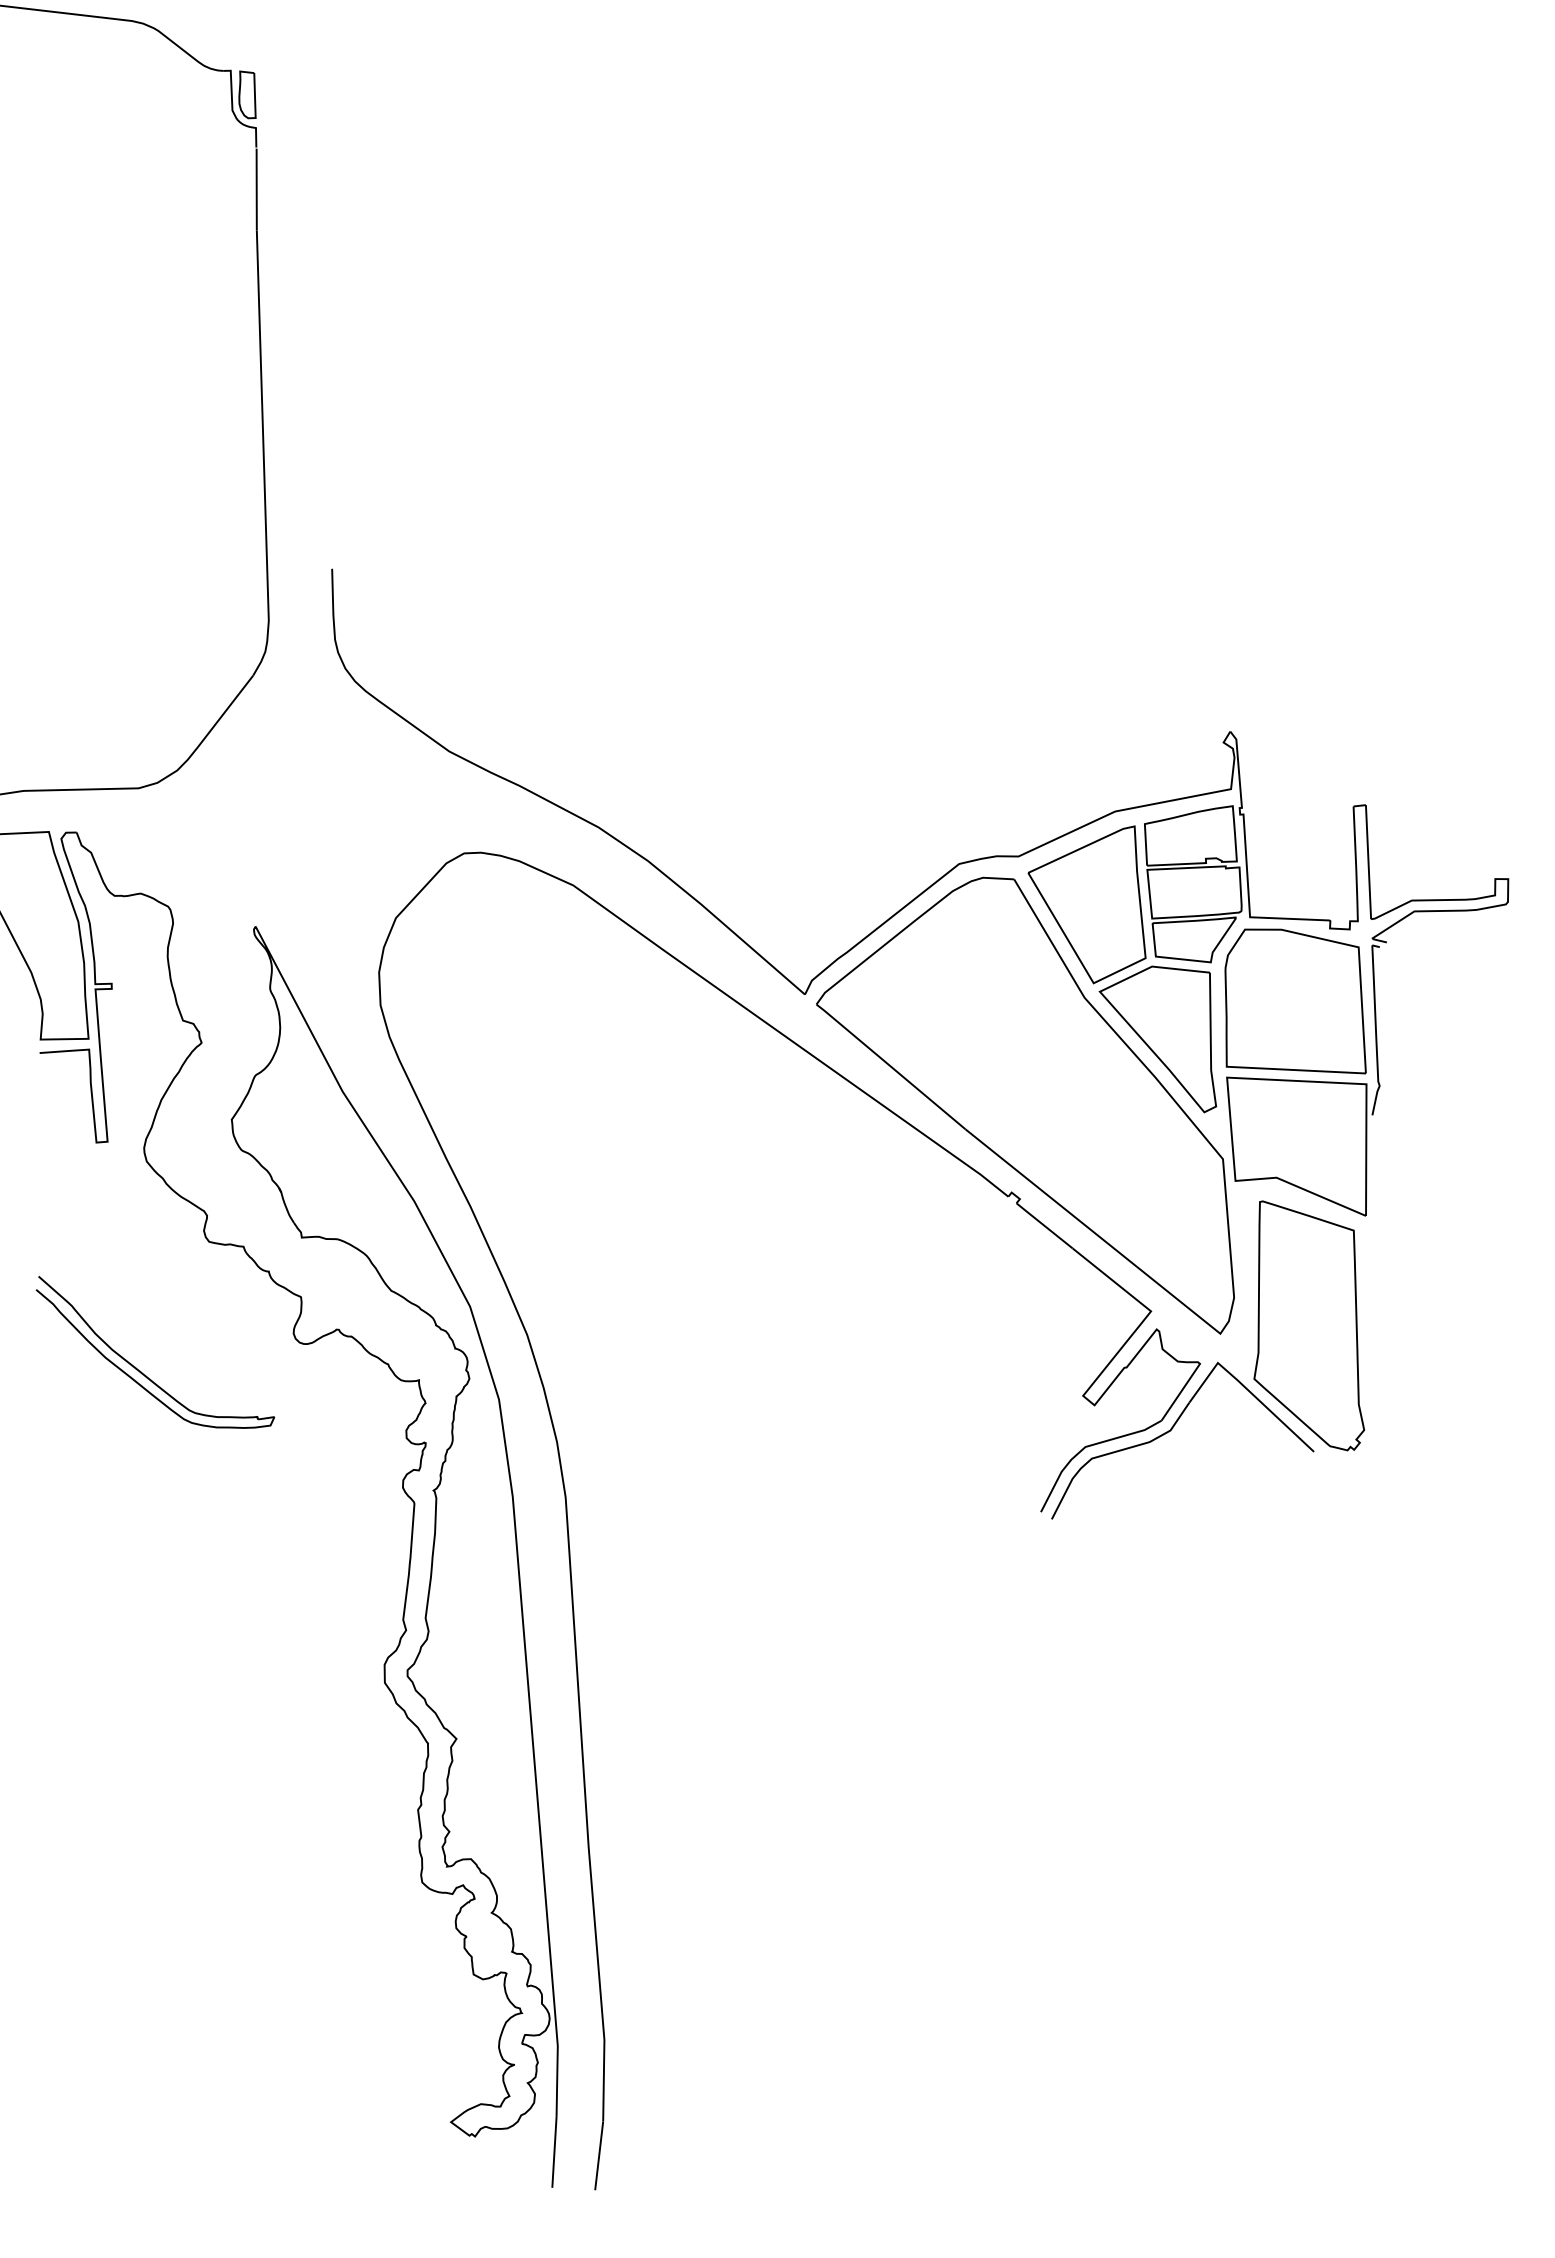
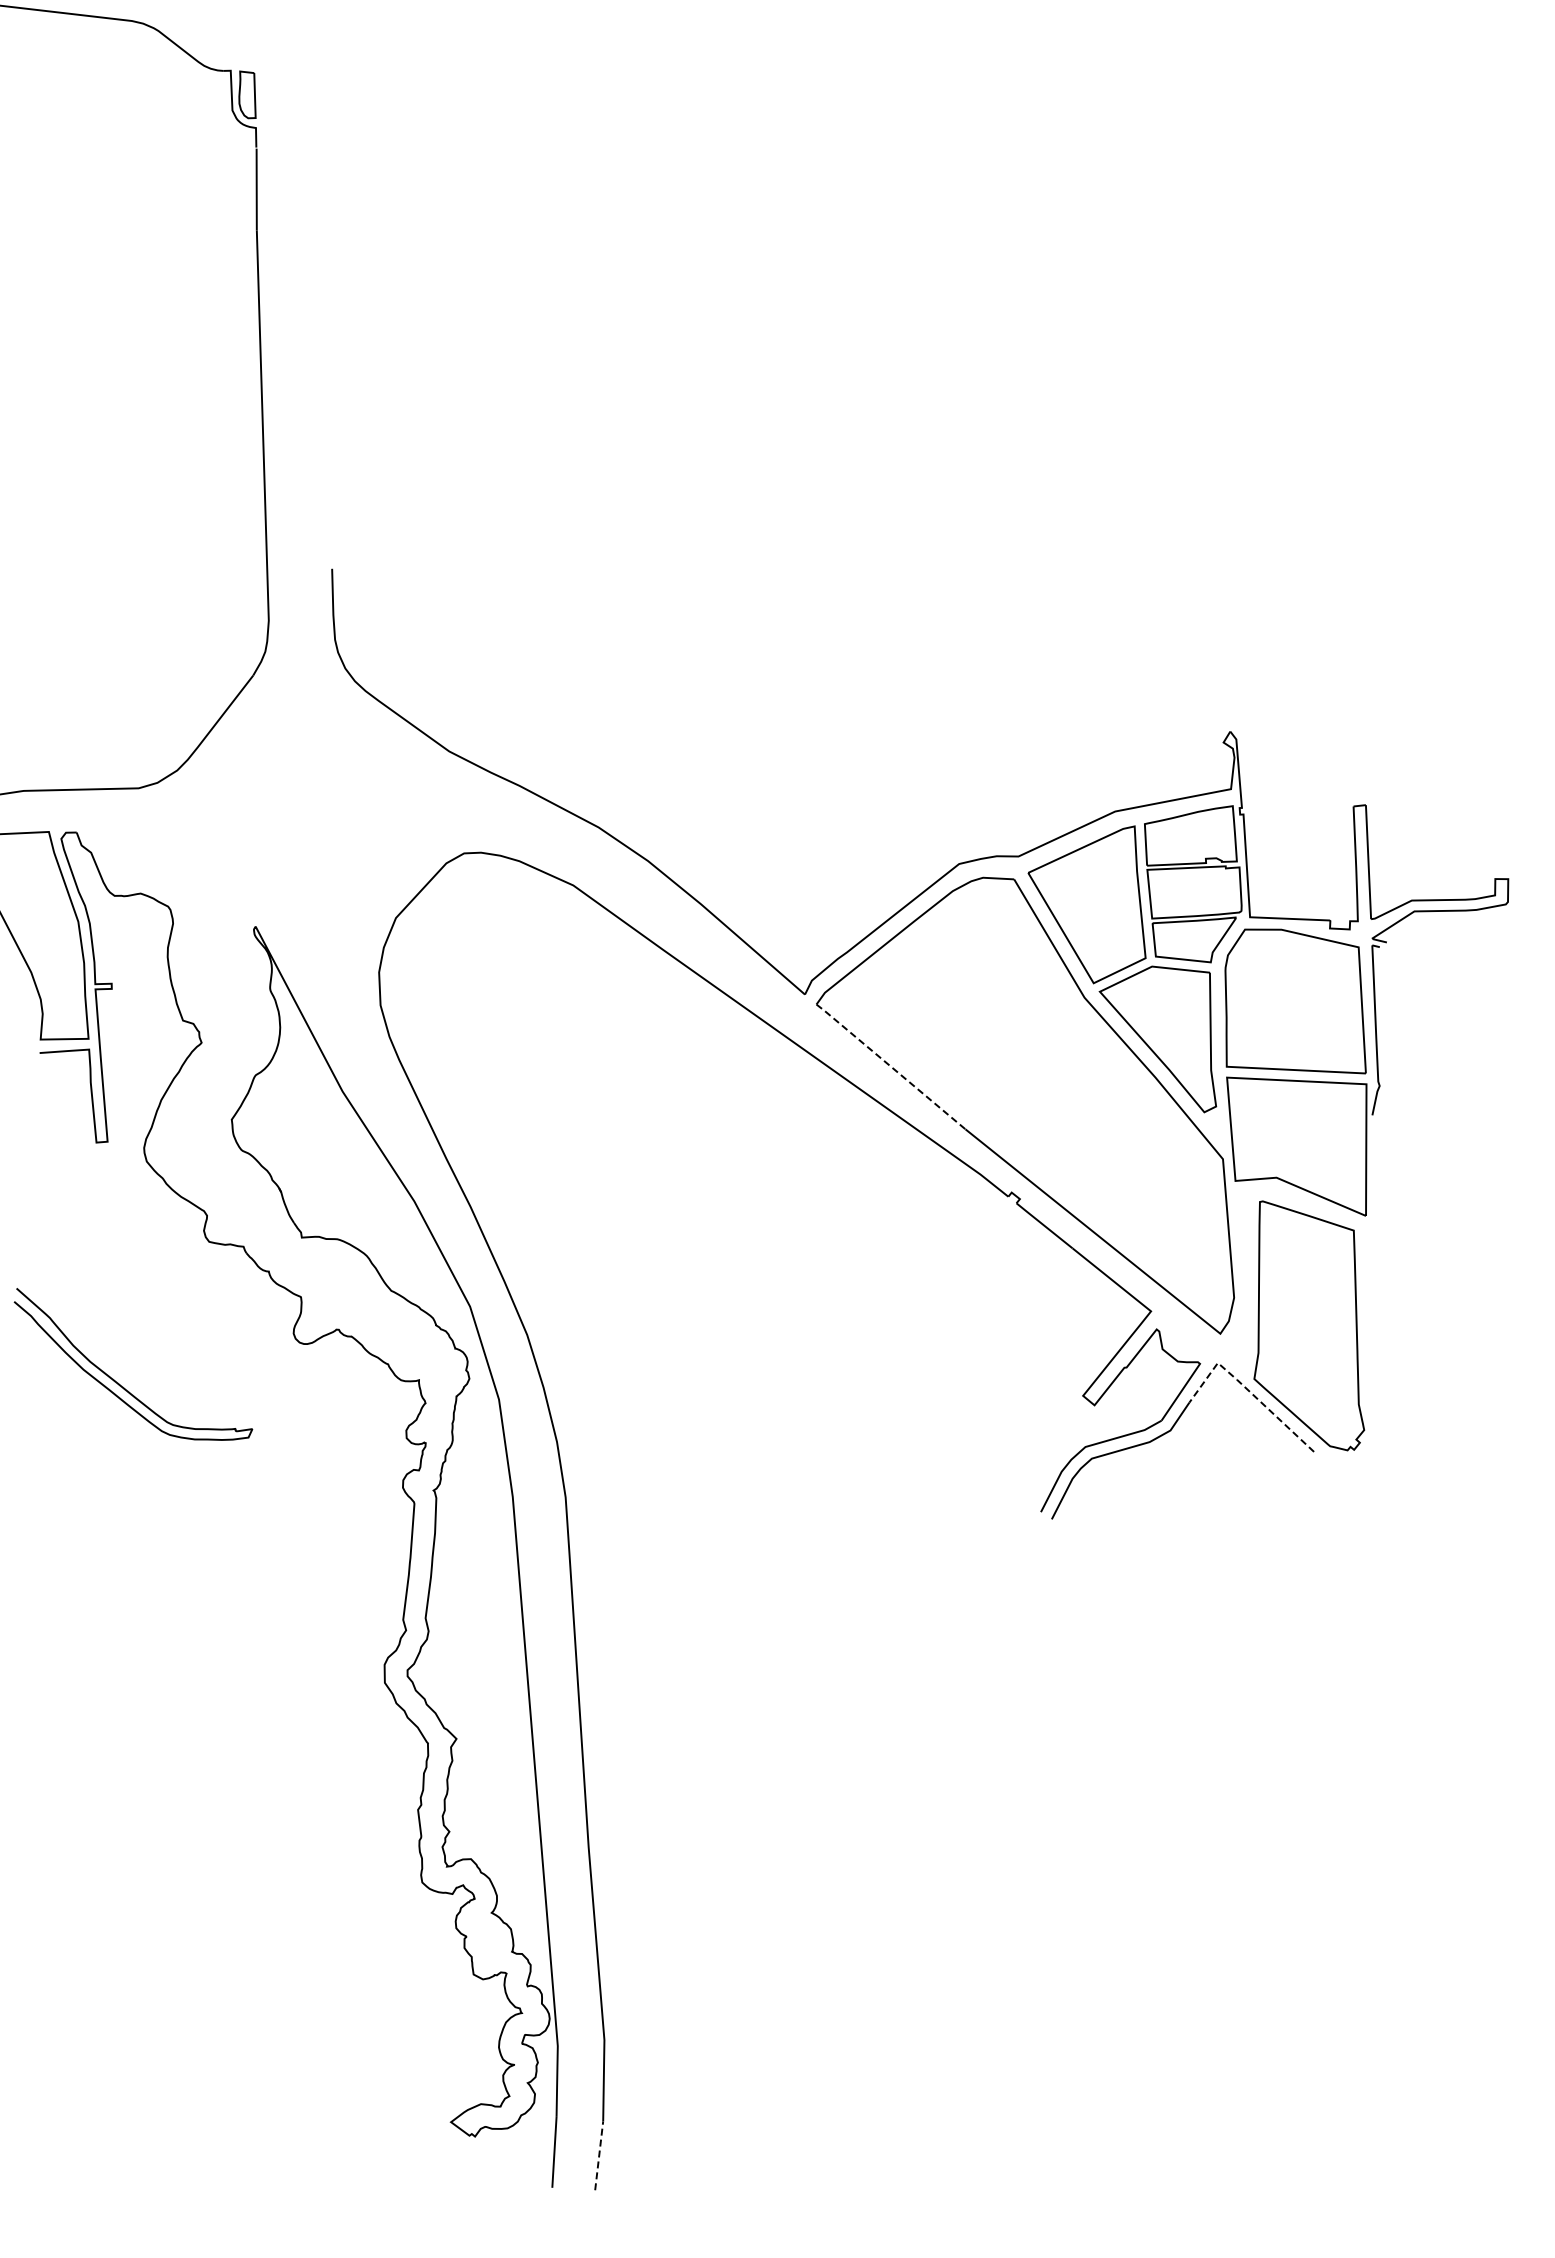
line: solid -> dashed (890, 1066)
curve position: (140, 1370) -> (118, 1382) (118, 1382)
line: solid -> dashed (1247, 1389)
line: solid -> dashed (599, 2155)
